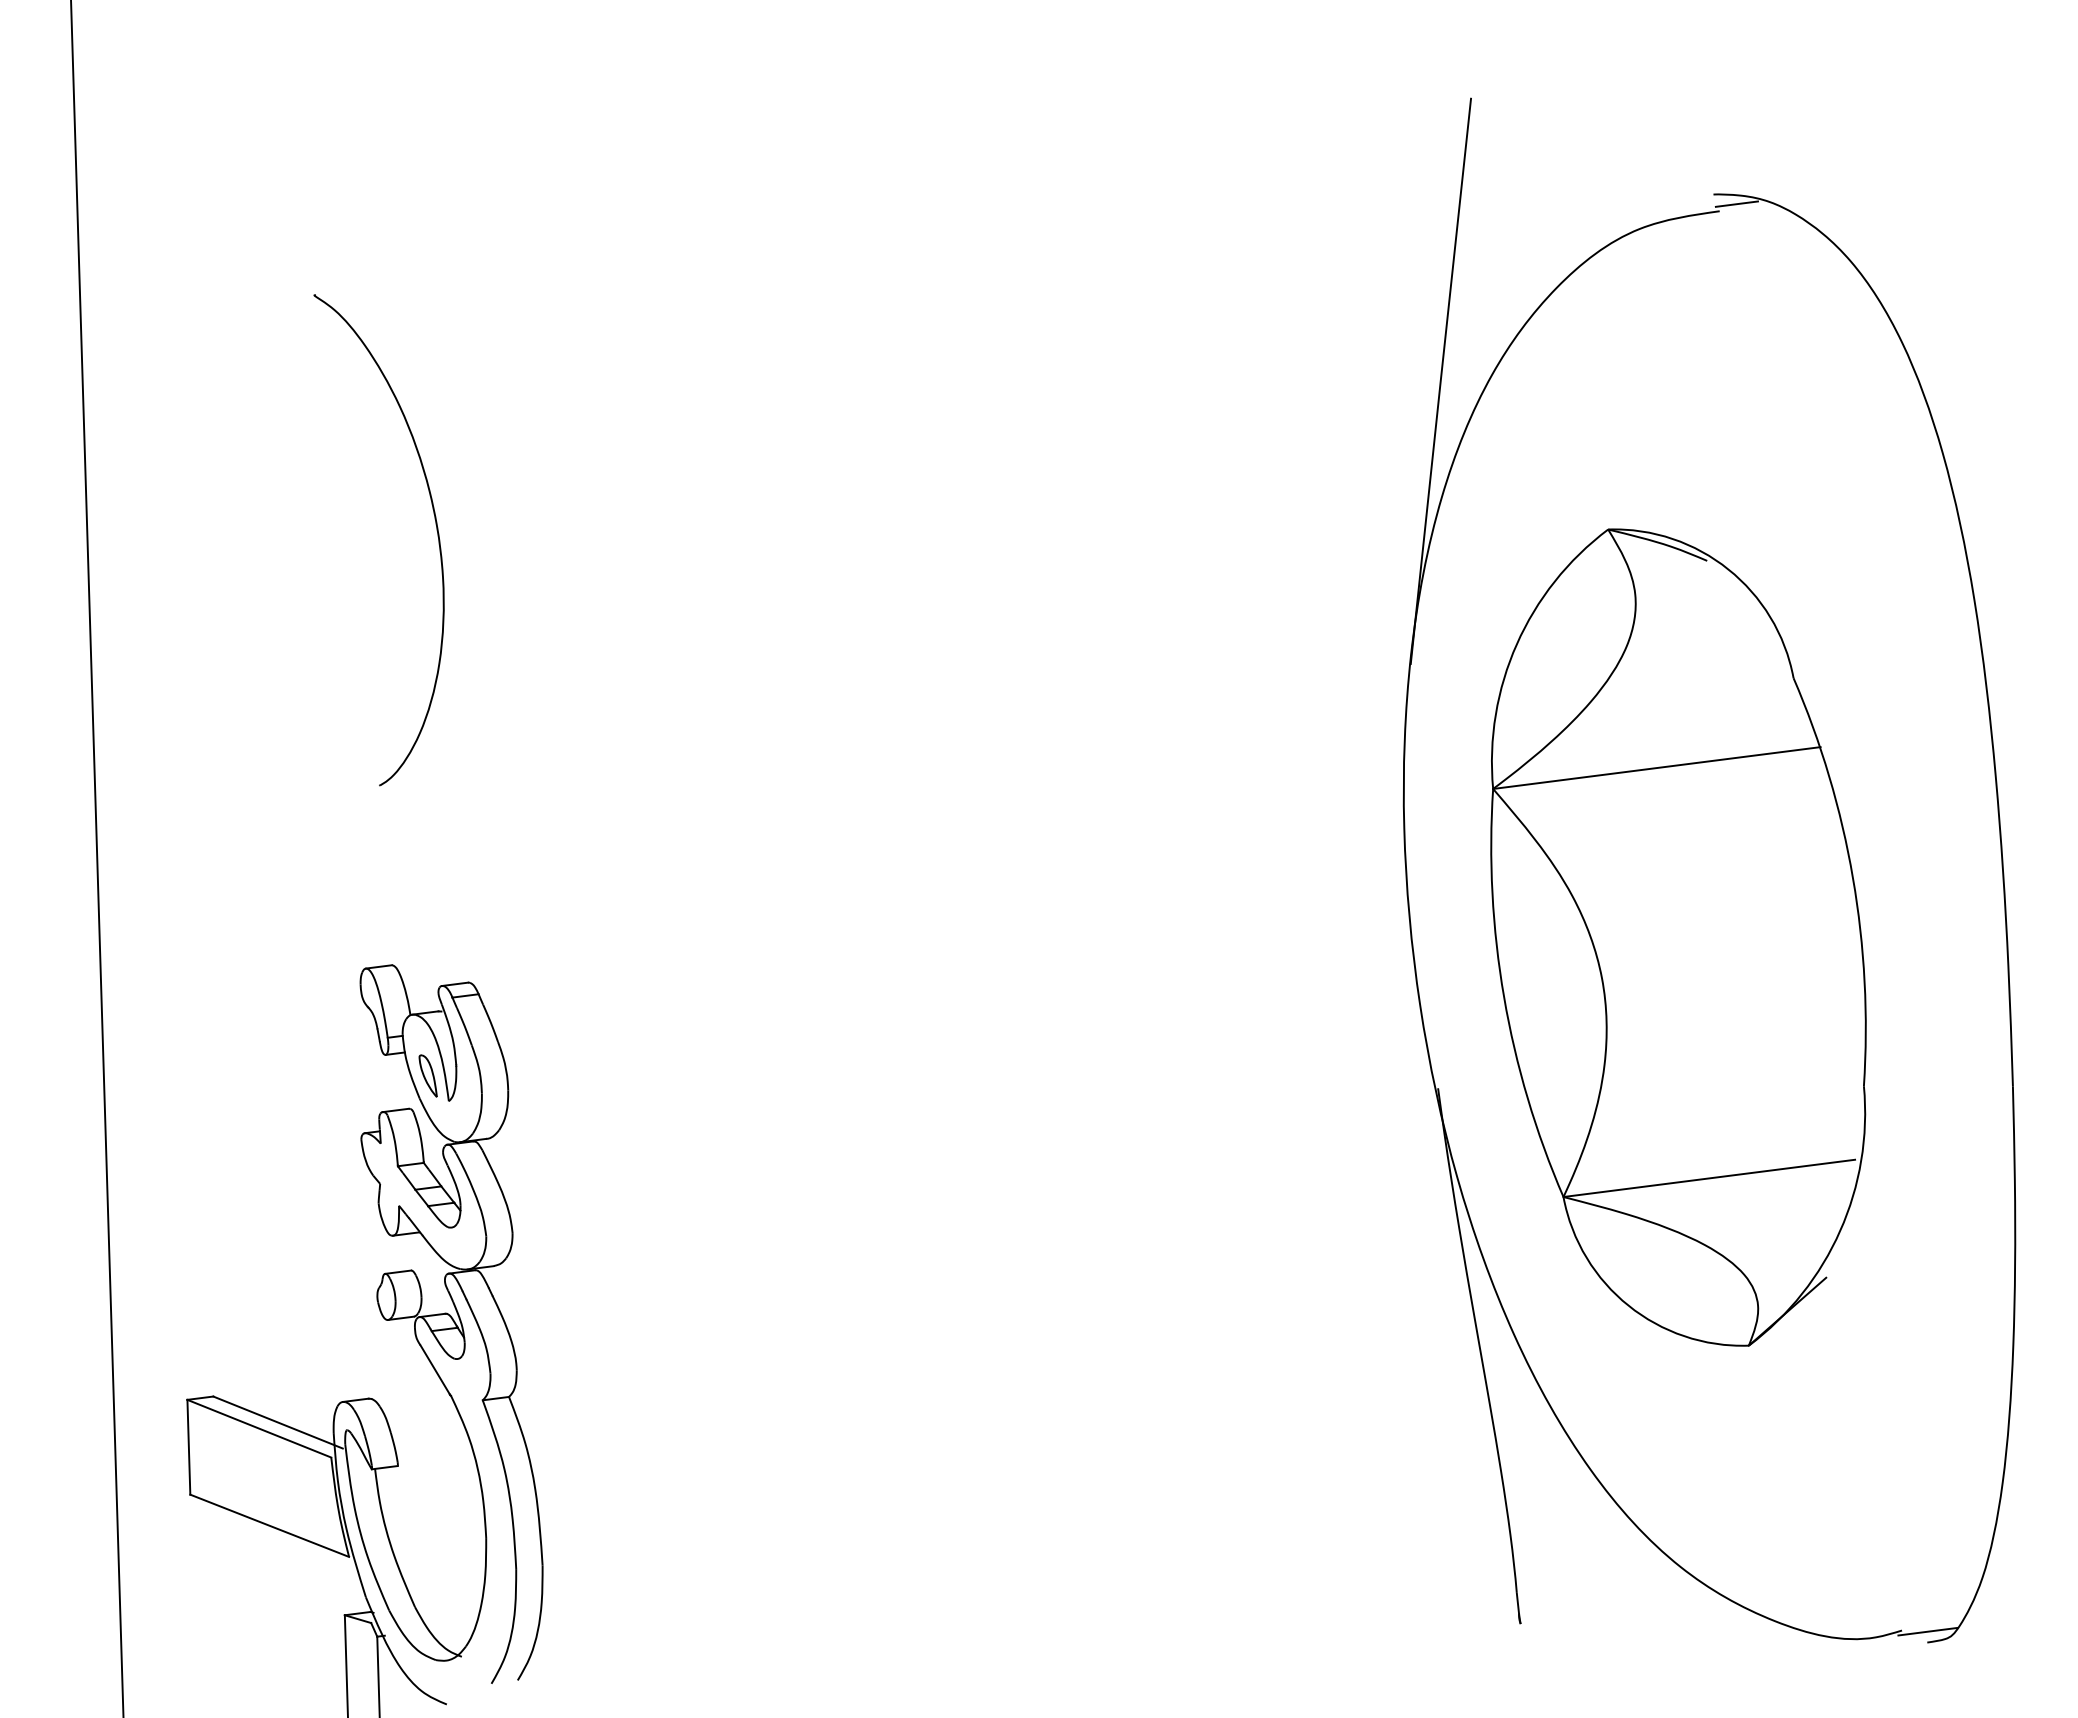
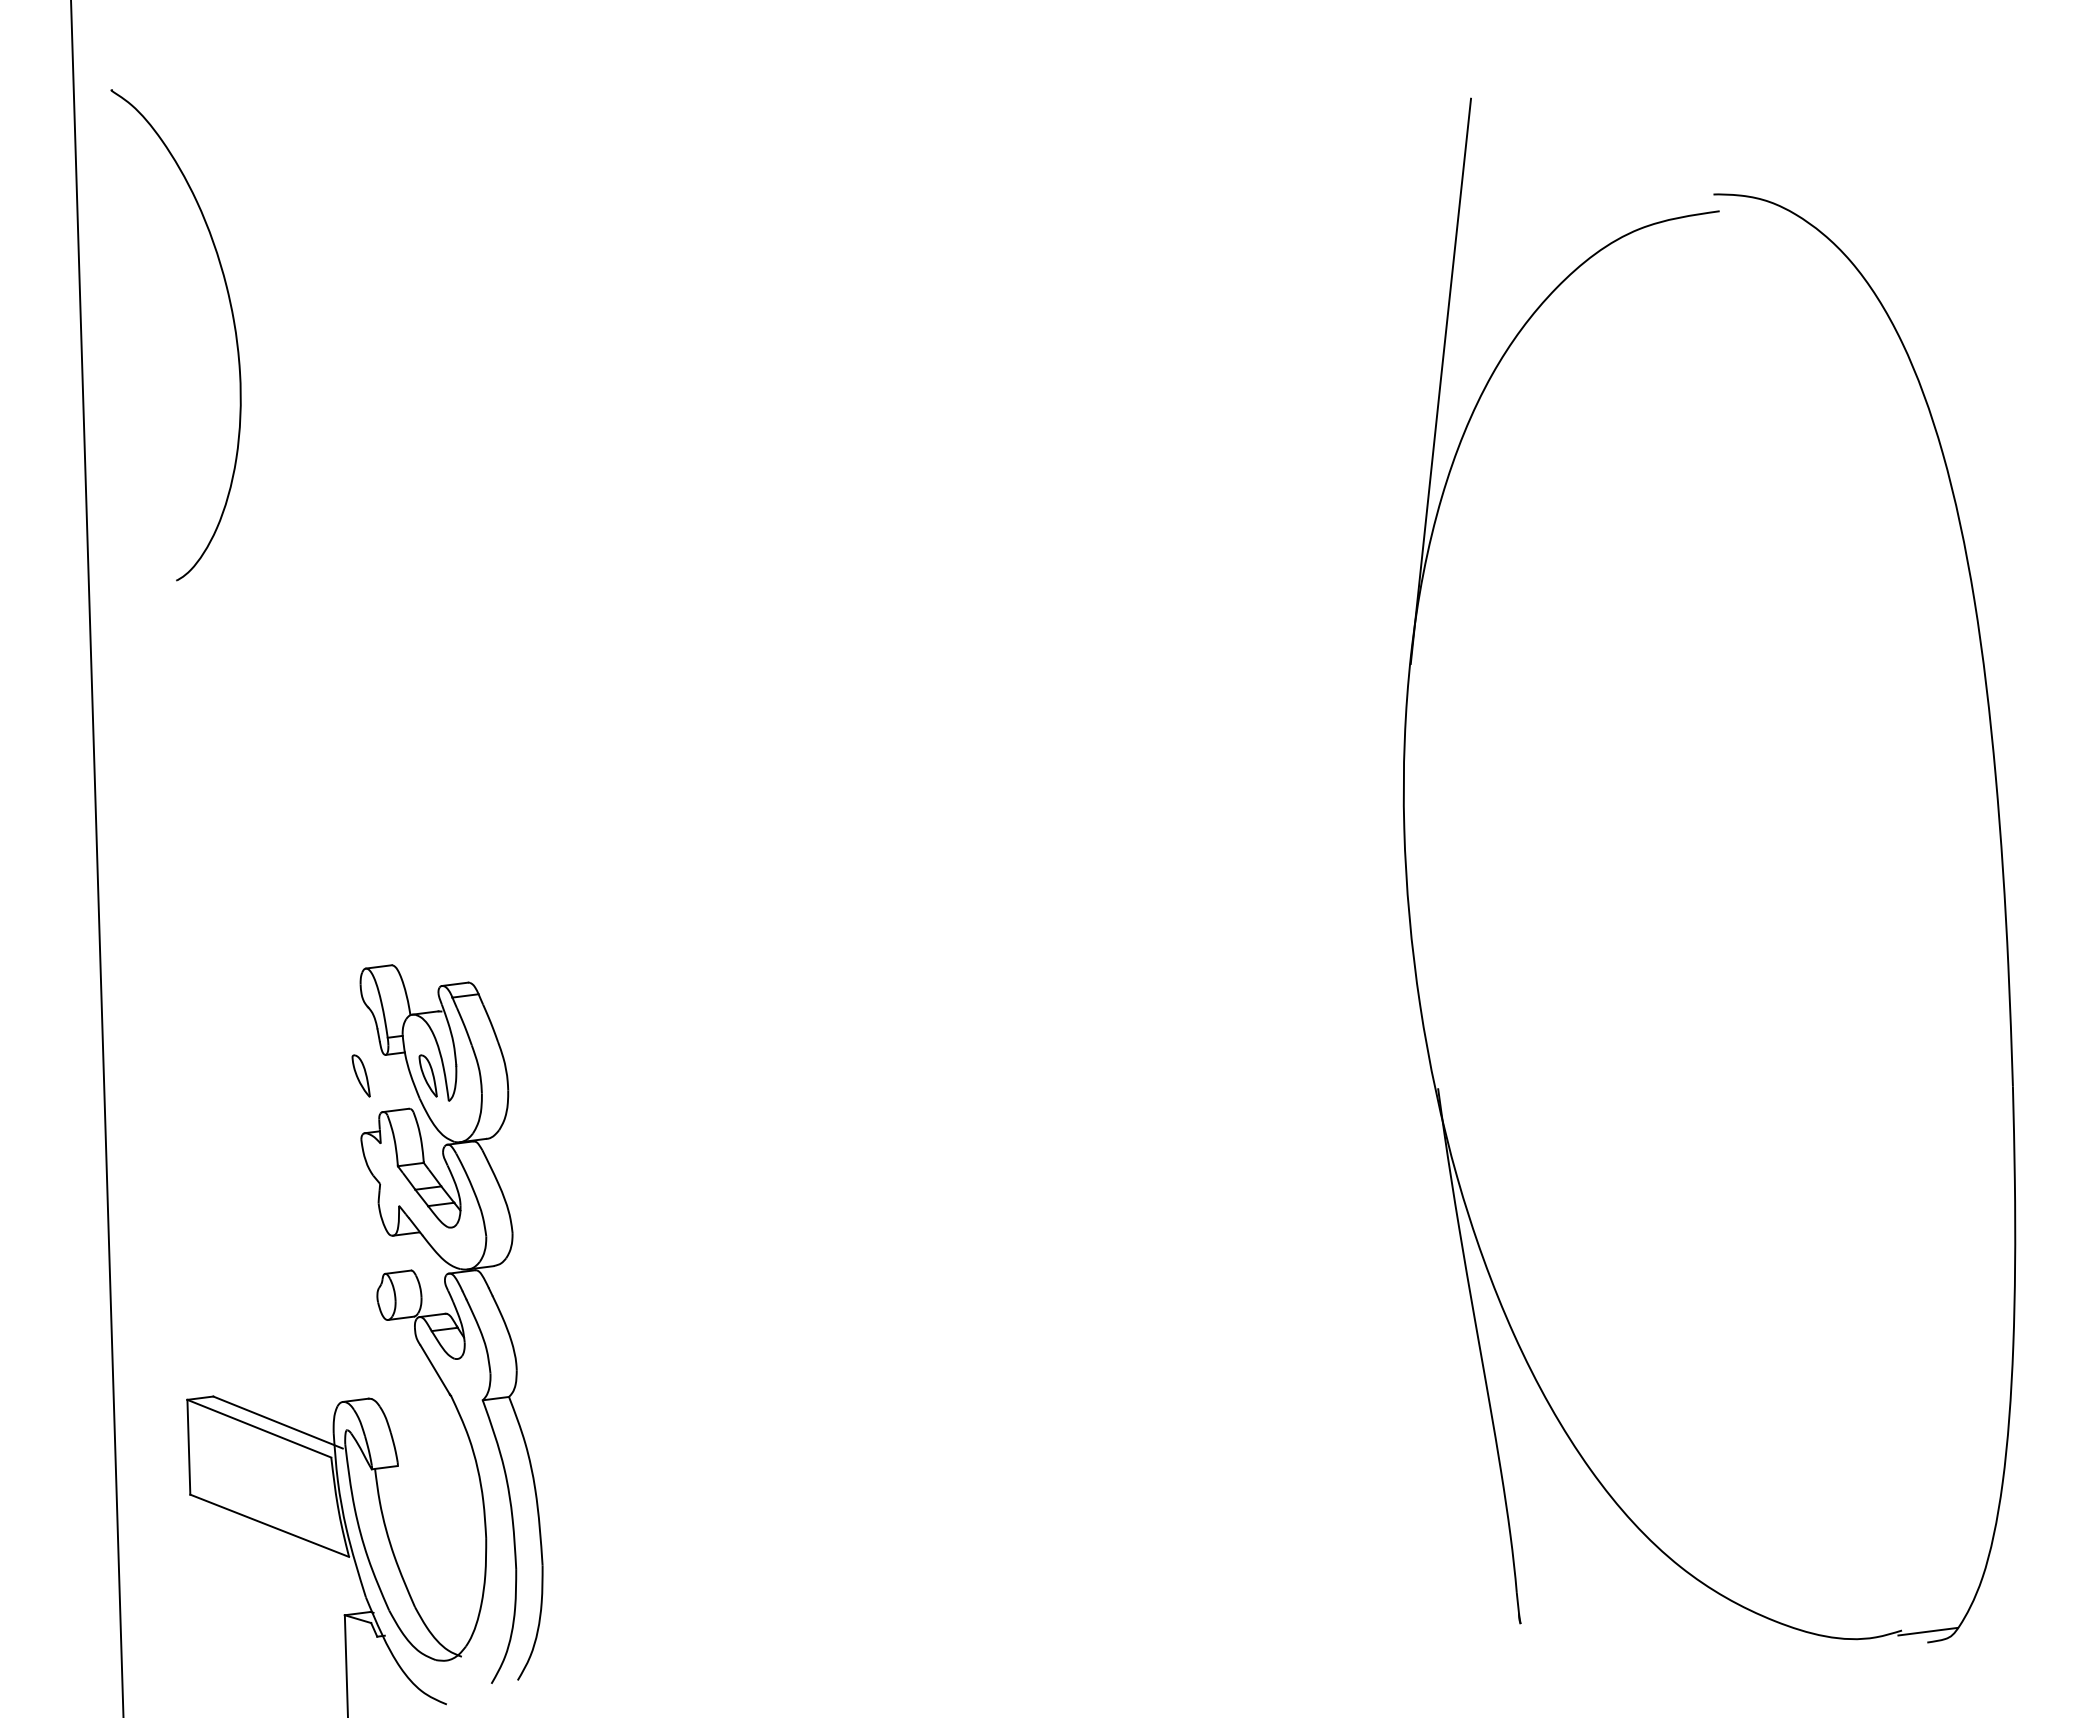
line: present -> none (1736, 203)
curve position: (436, 530) -> (233, 325) (233, 325)
part: present -> none (1678, 937)
part: none -> present (360, 1075)
line: present -> none (378, 1675)
